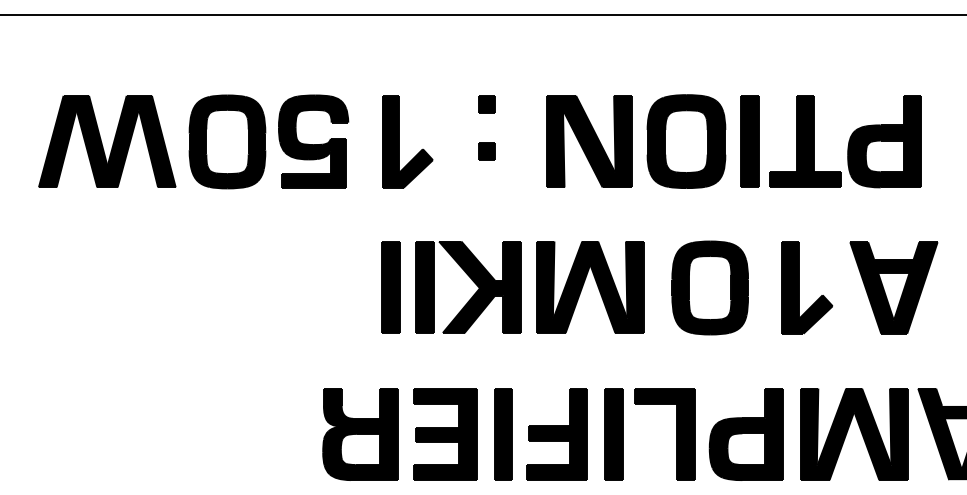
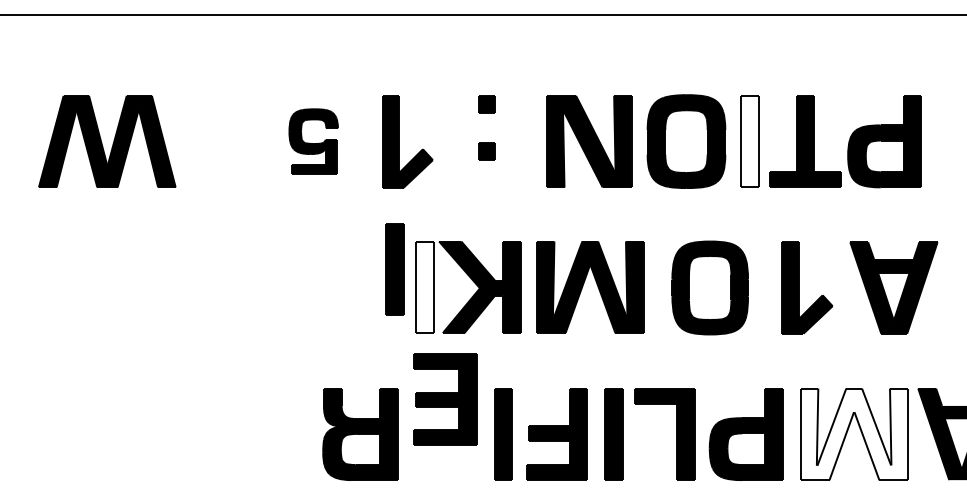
part: present -> none (227, 141)
part size: 72x95 px -> 51x67 px (313, 141)
fill: present -> none (749, 141)
part position: (390, 287) -> (394, 269) (394, 269)
fill: present -> none (424, 287)
part position: (445, 434) -> (445, 399) (445, 399)
fill: present -> none (853, 434)
